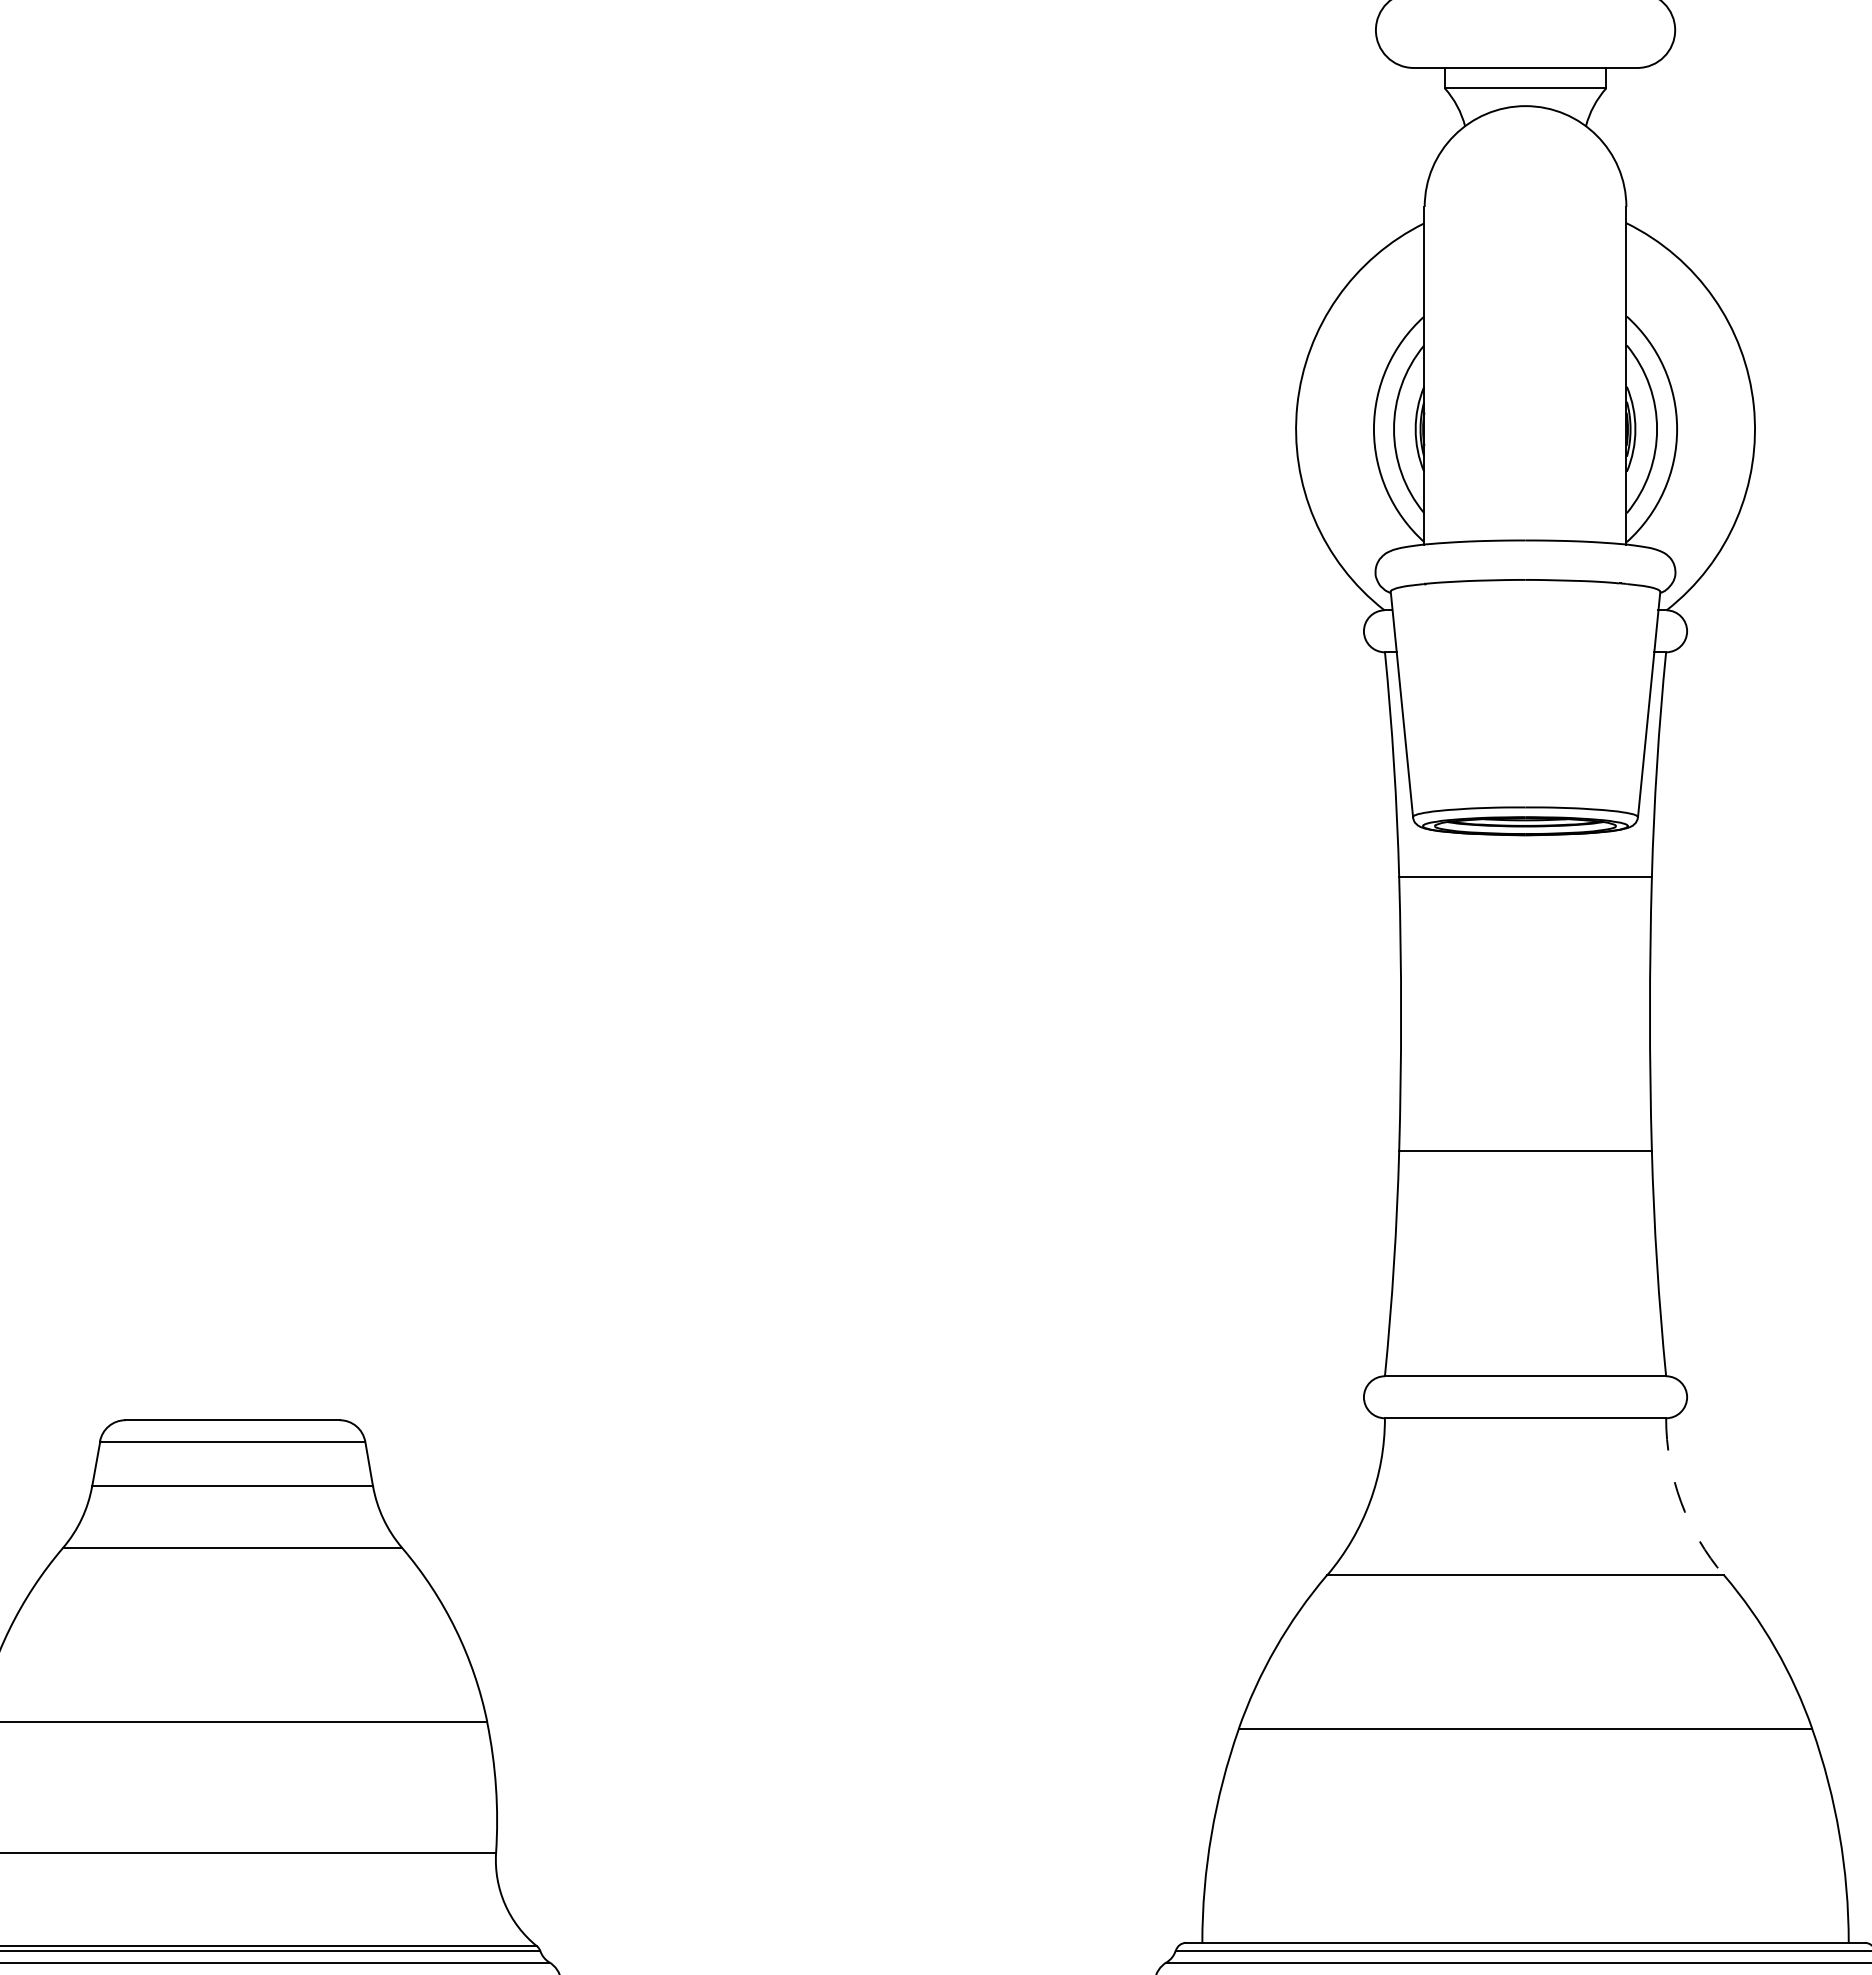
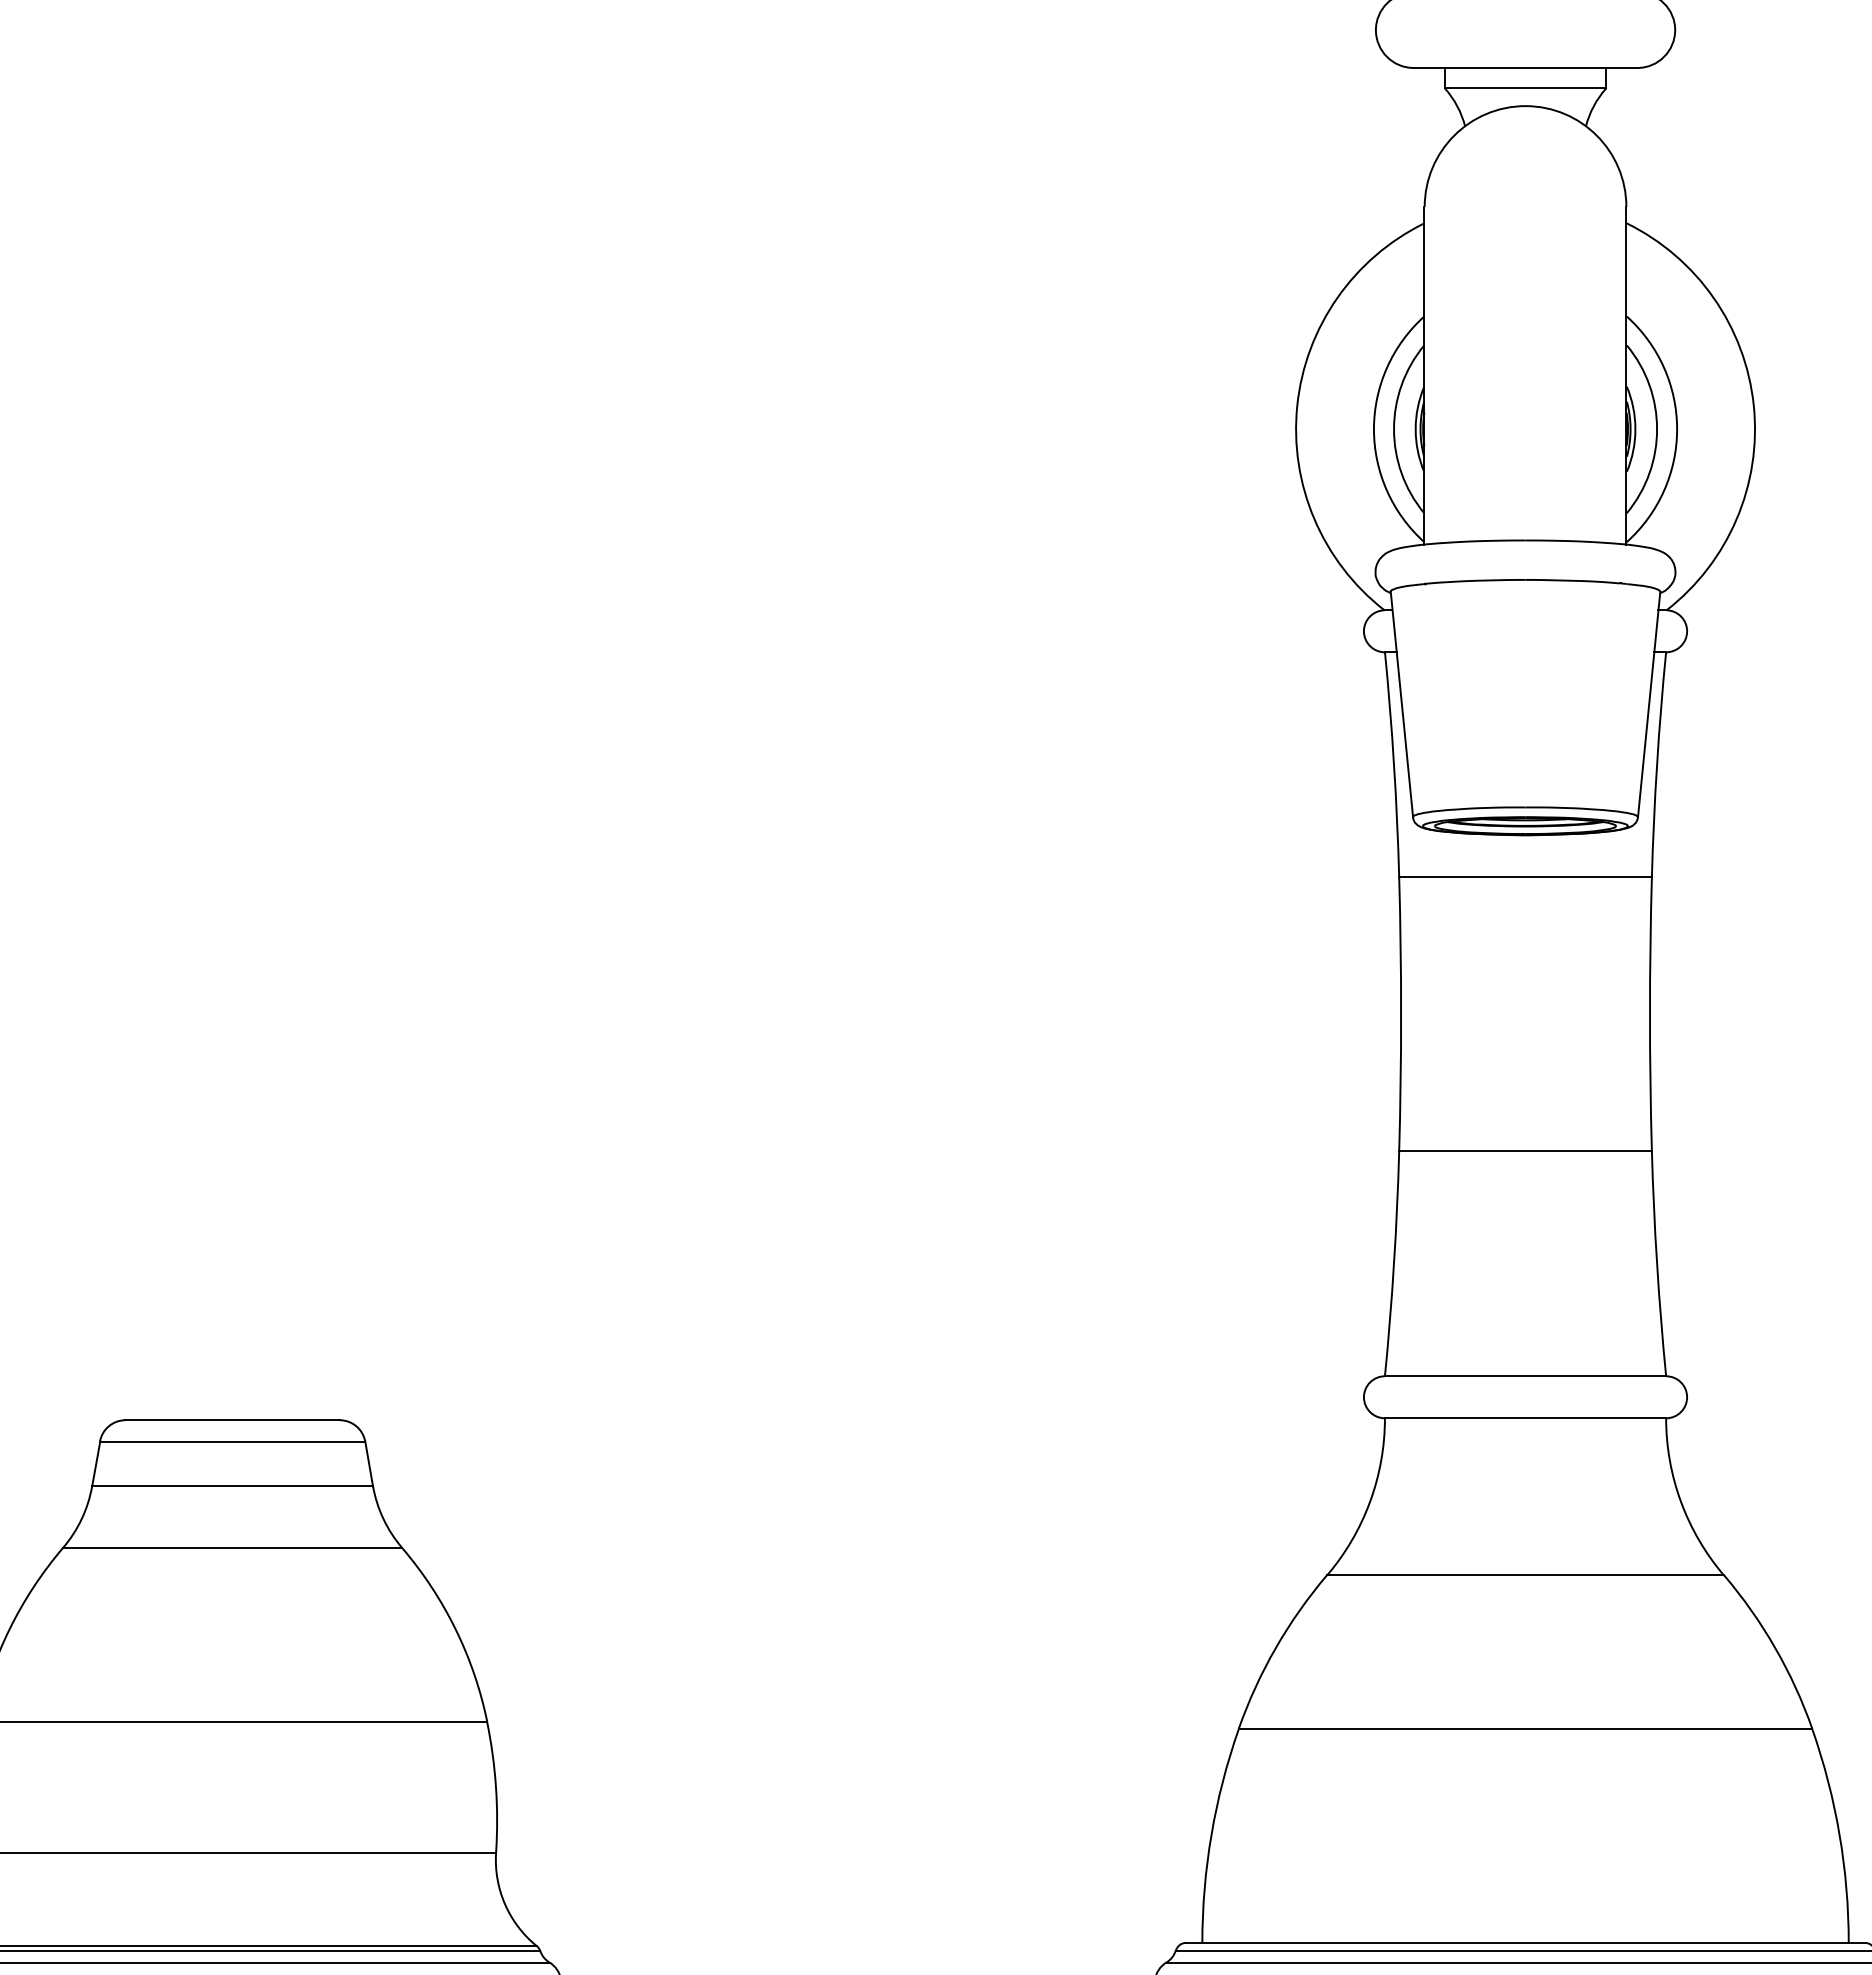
arc: dashed -> solid (1681, 1502)
